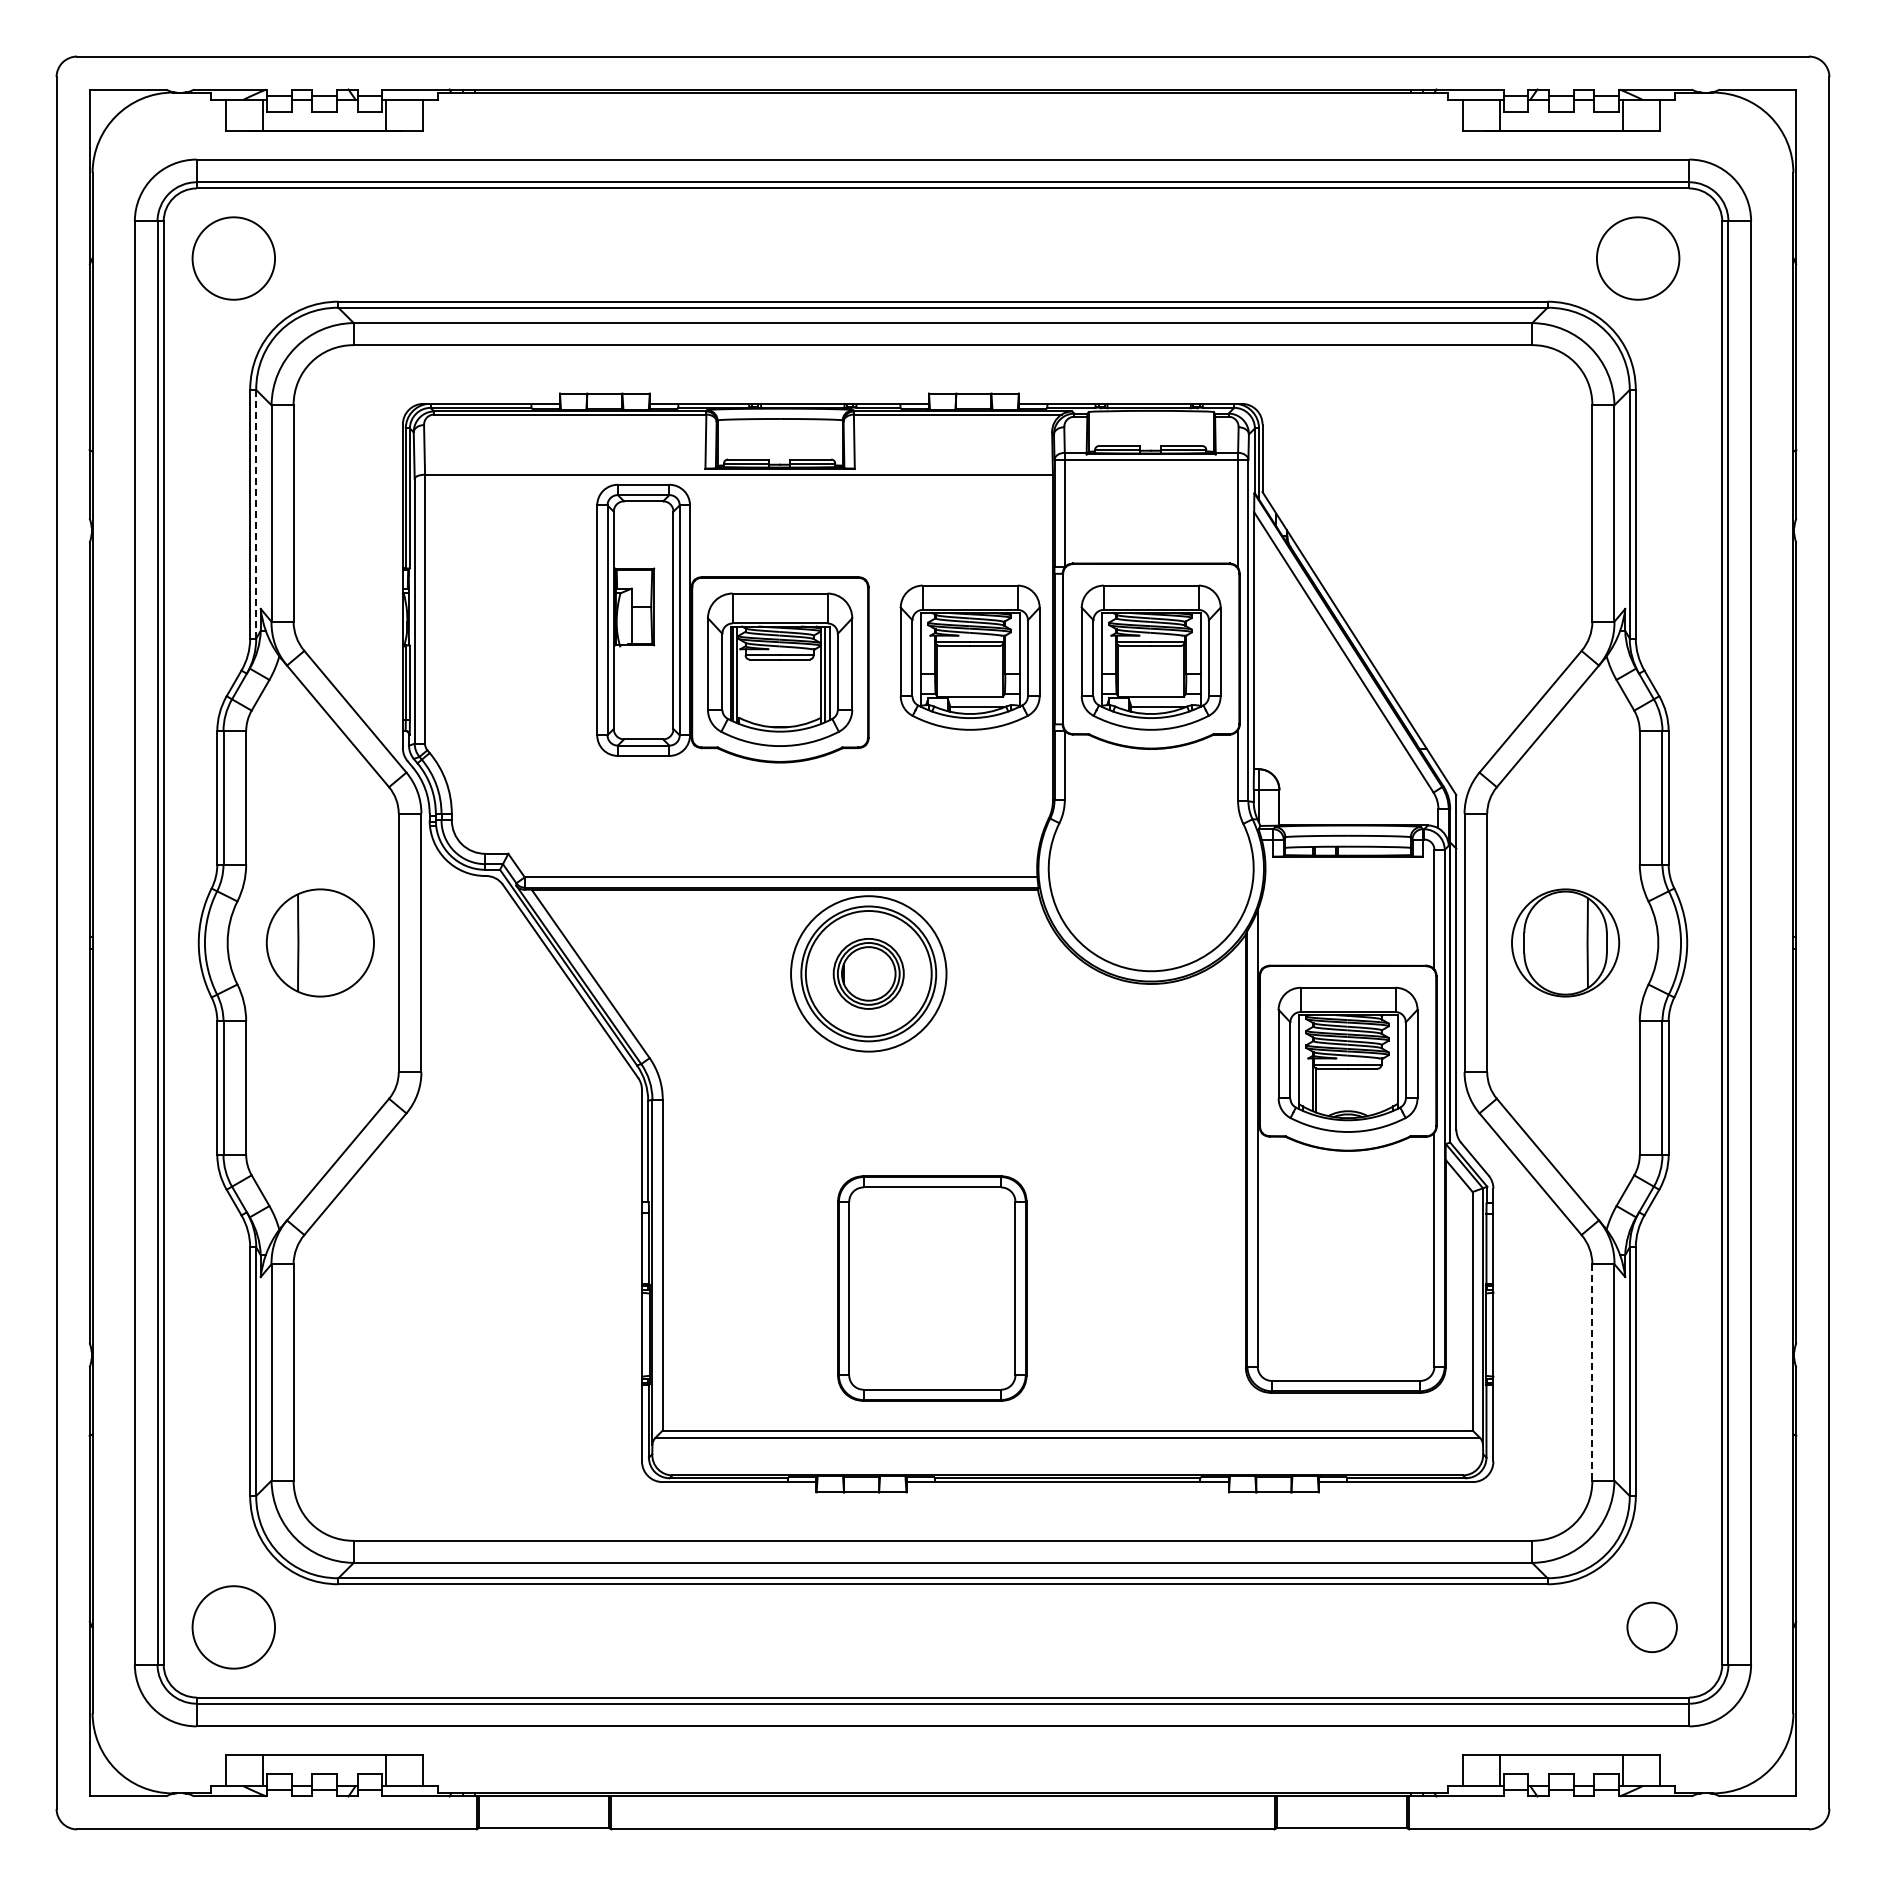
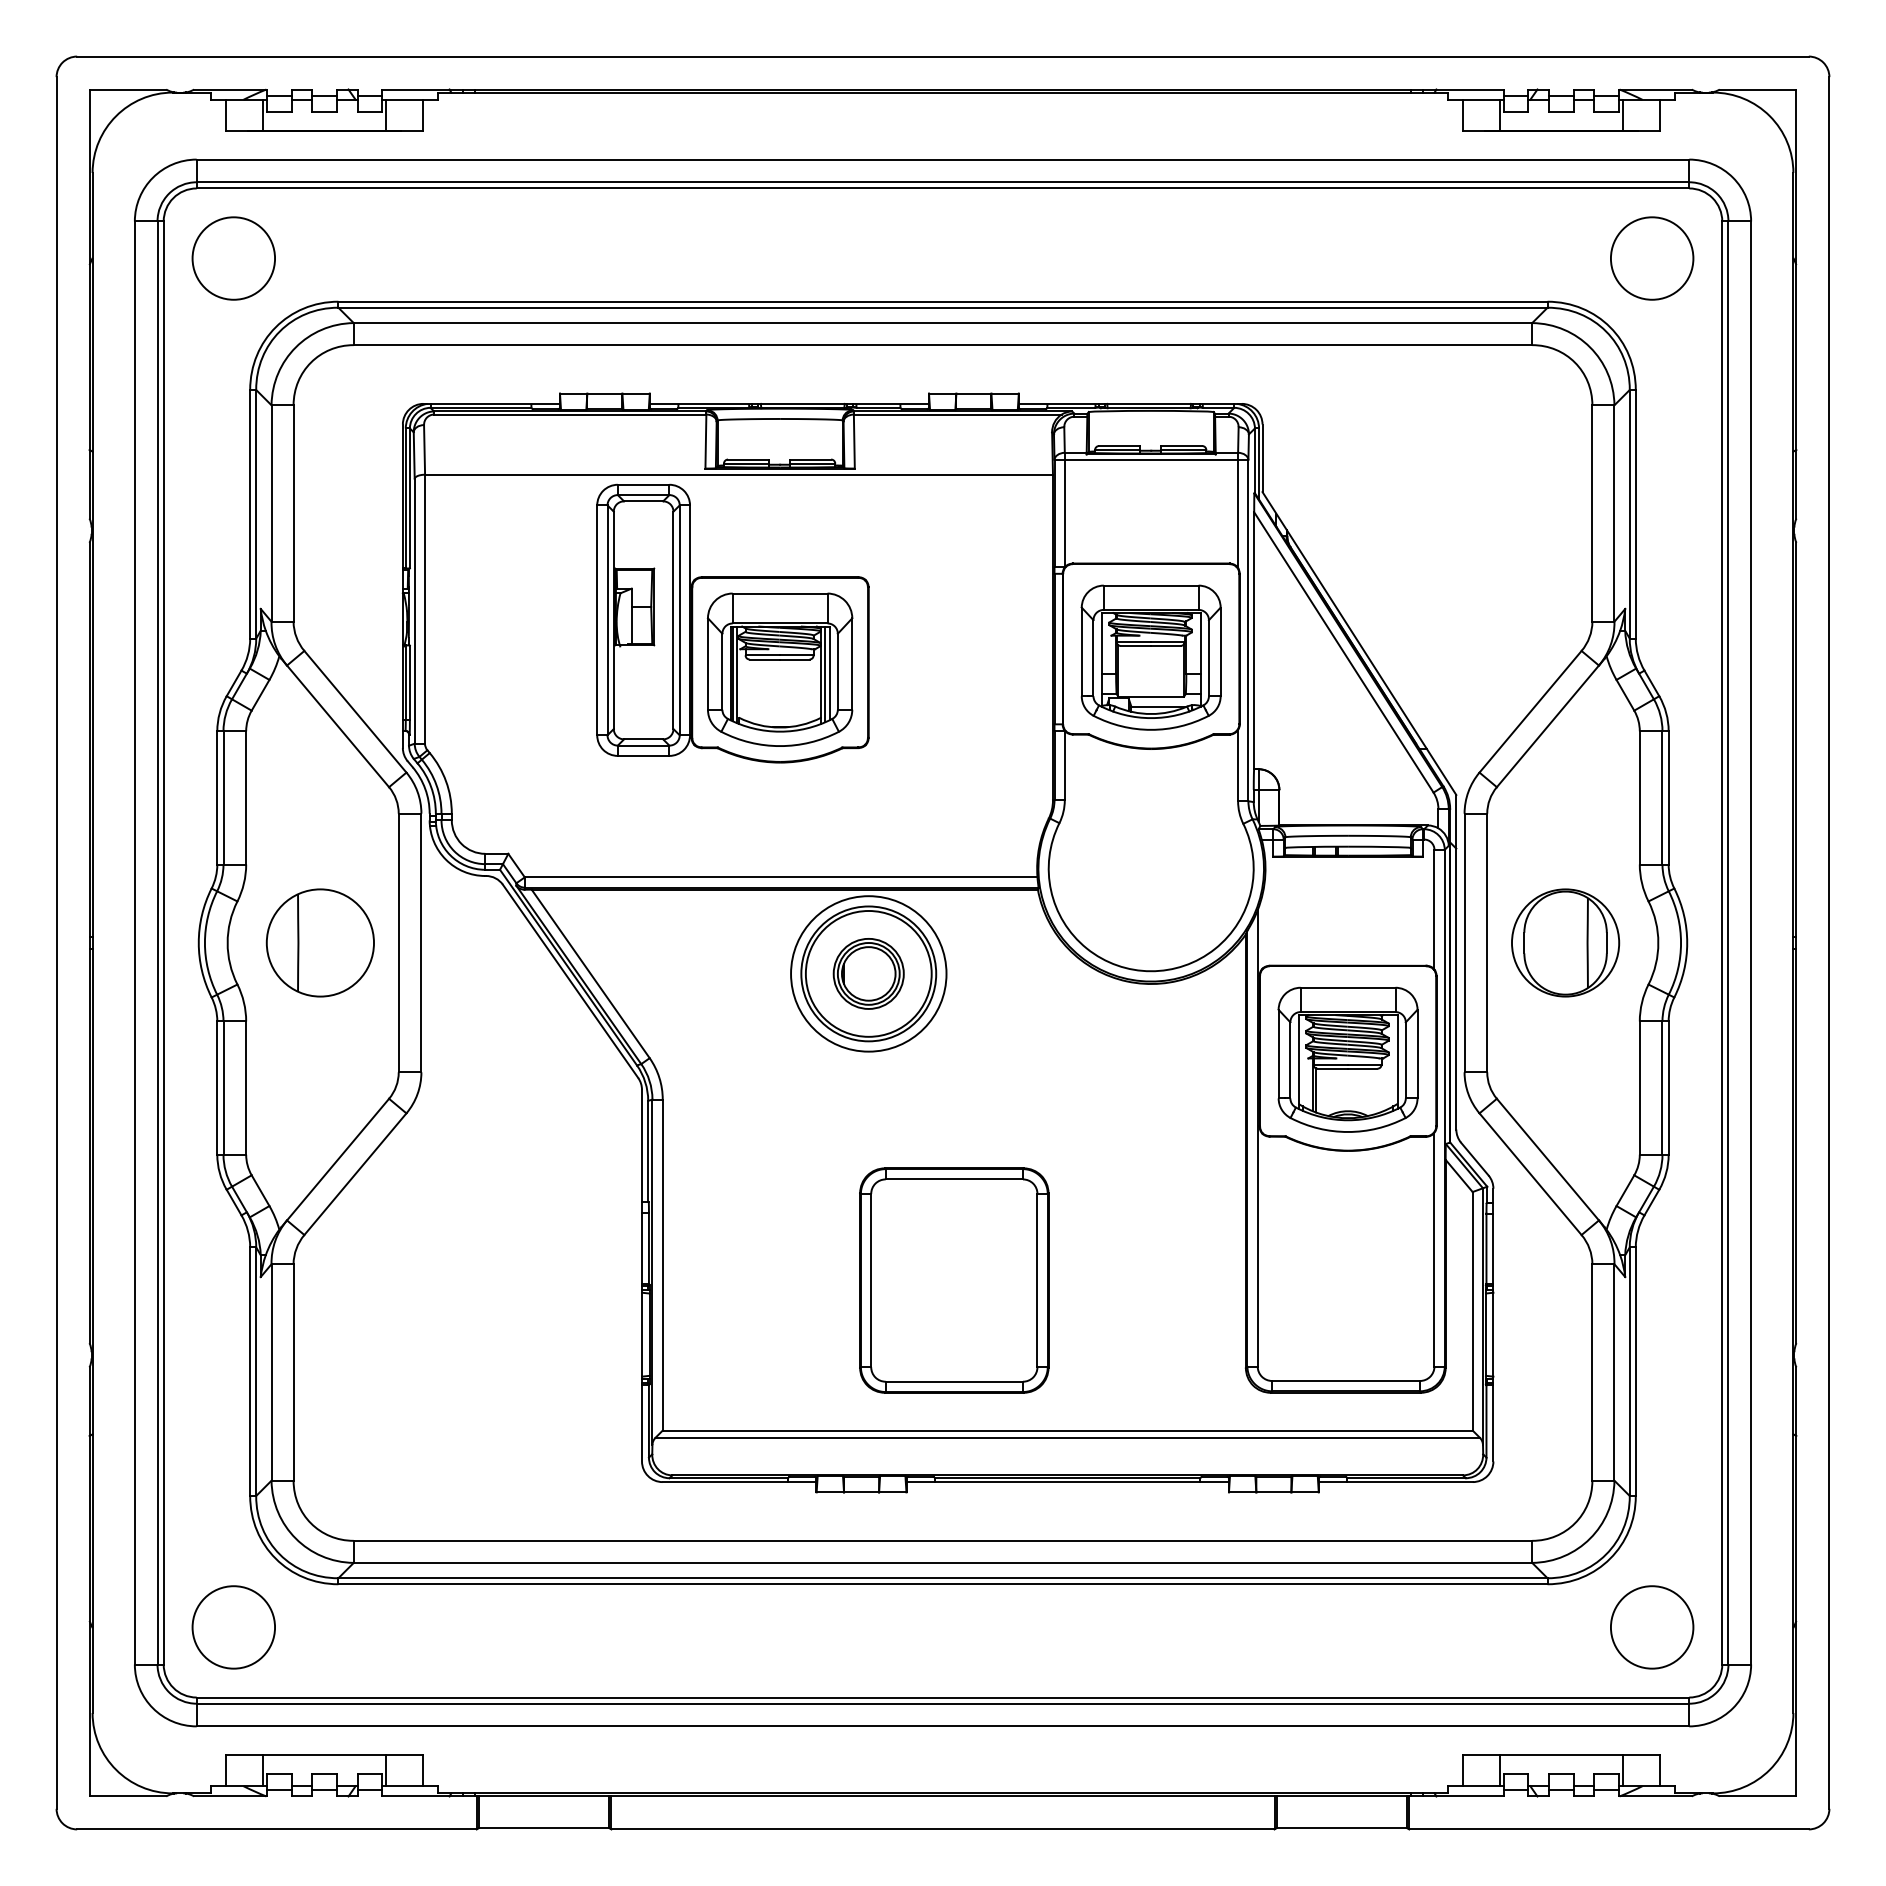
circle position: (1638, 258) -> (1652, 258) (1652, 258)
line: dashed -> solid (256, 514)
part: present -> none (969, 657)
part position: (932, 1288) -> (954, 1280) (954, 1280)
line: dashed -> solid (1592, 1372)
circle diameter: 49 px -> 82 px (1651, 1627)
